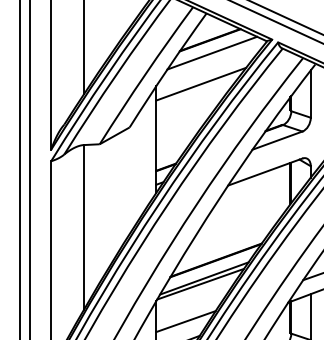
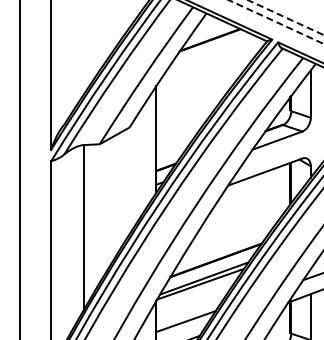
line: solid -> dashed (285, 17)
line: solid -> dashed (275, 21)
line: present -> none (83, 48)
line: present -> none (212, 52)
line: present -> none (201, 83)
line: present -> none (30, 169)
